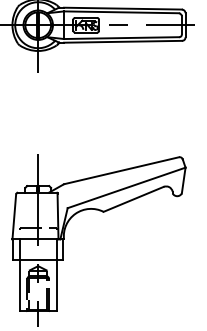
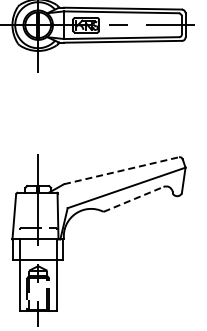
line: solid -> dashed (121, 170)
line: solid -> dashed (133, 199)
